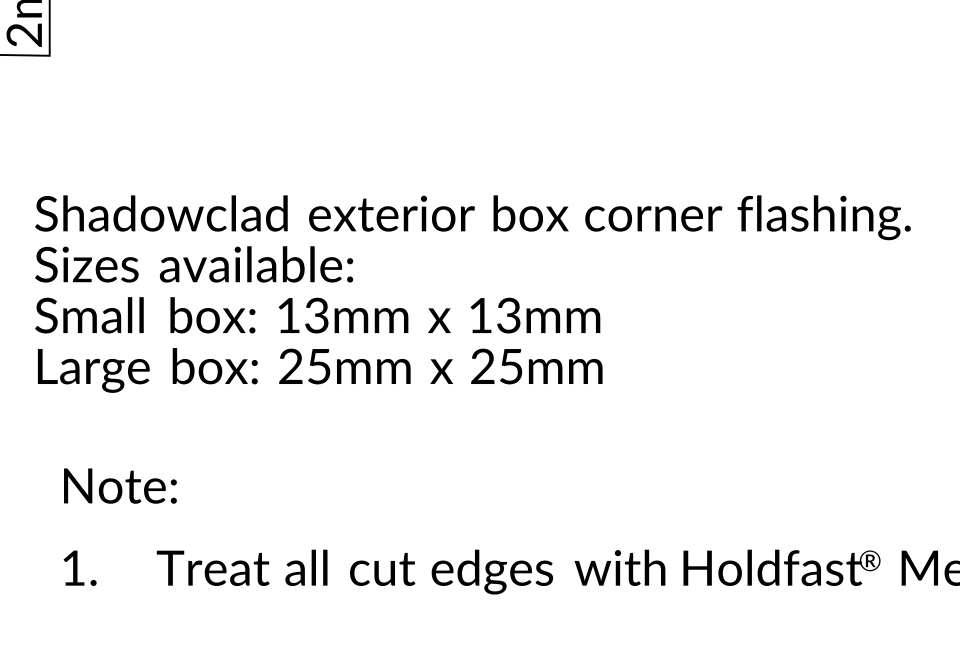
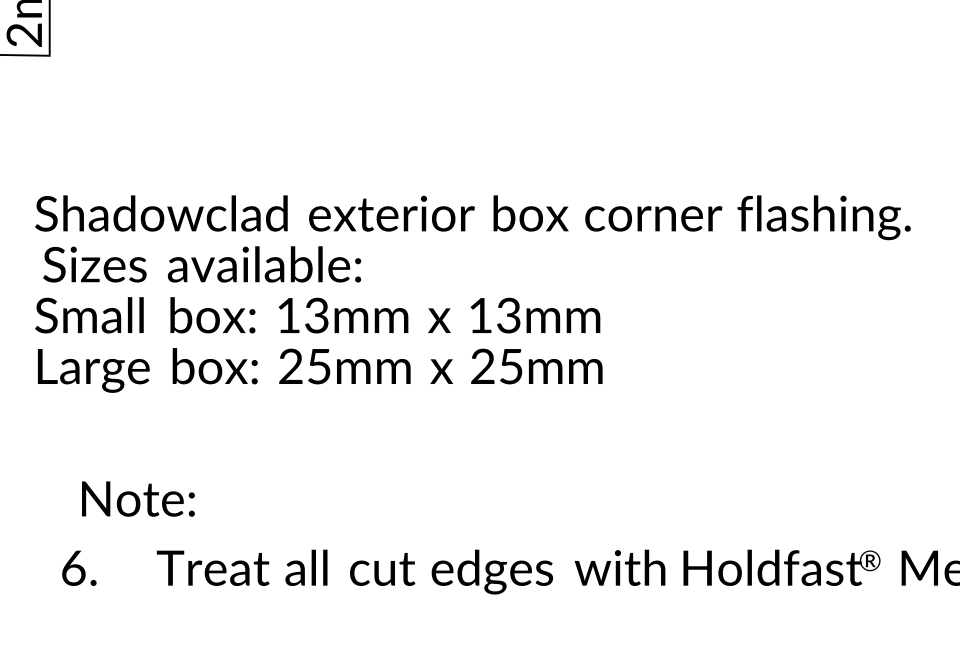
text position: (194, 264) -> (202, 264) (202, 264)
text position: (120, 485) -> (138, 498) (138, 498)
text: 1. -> 6. (73, 567)
